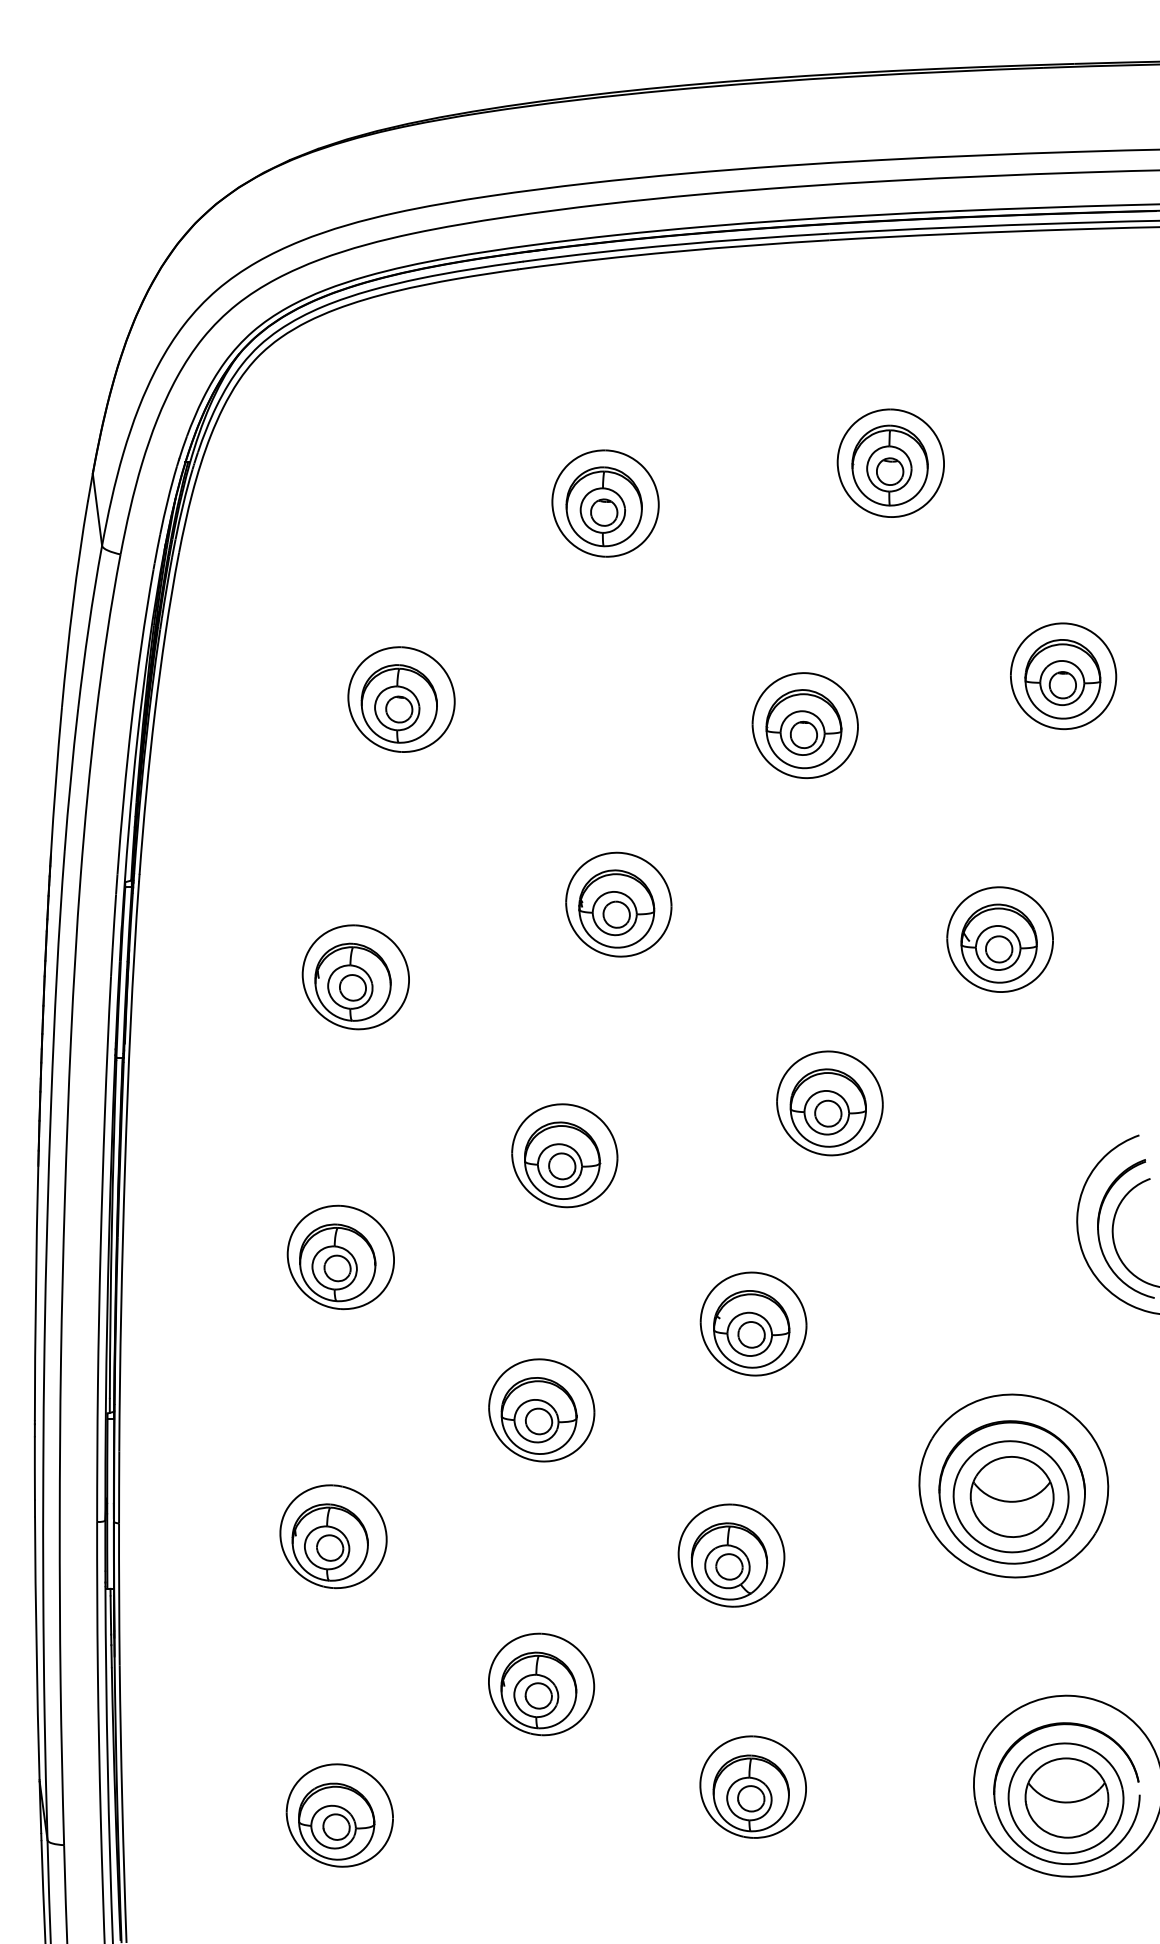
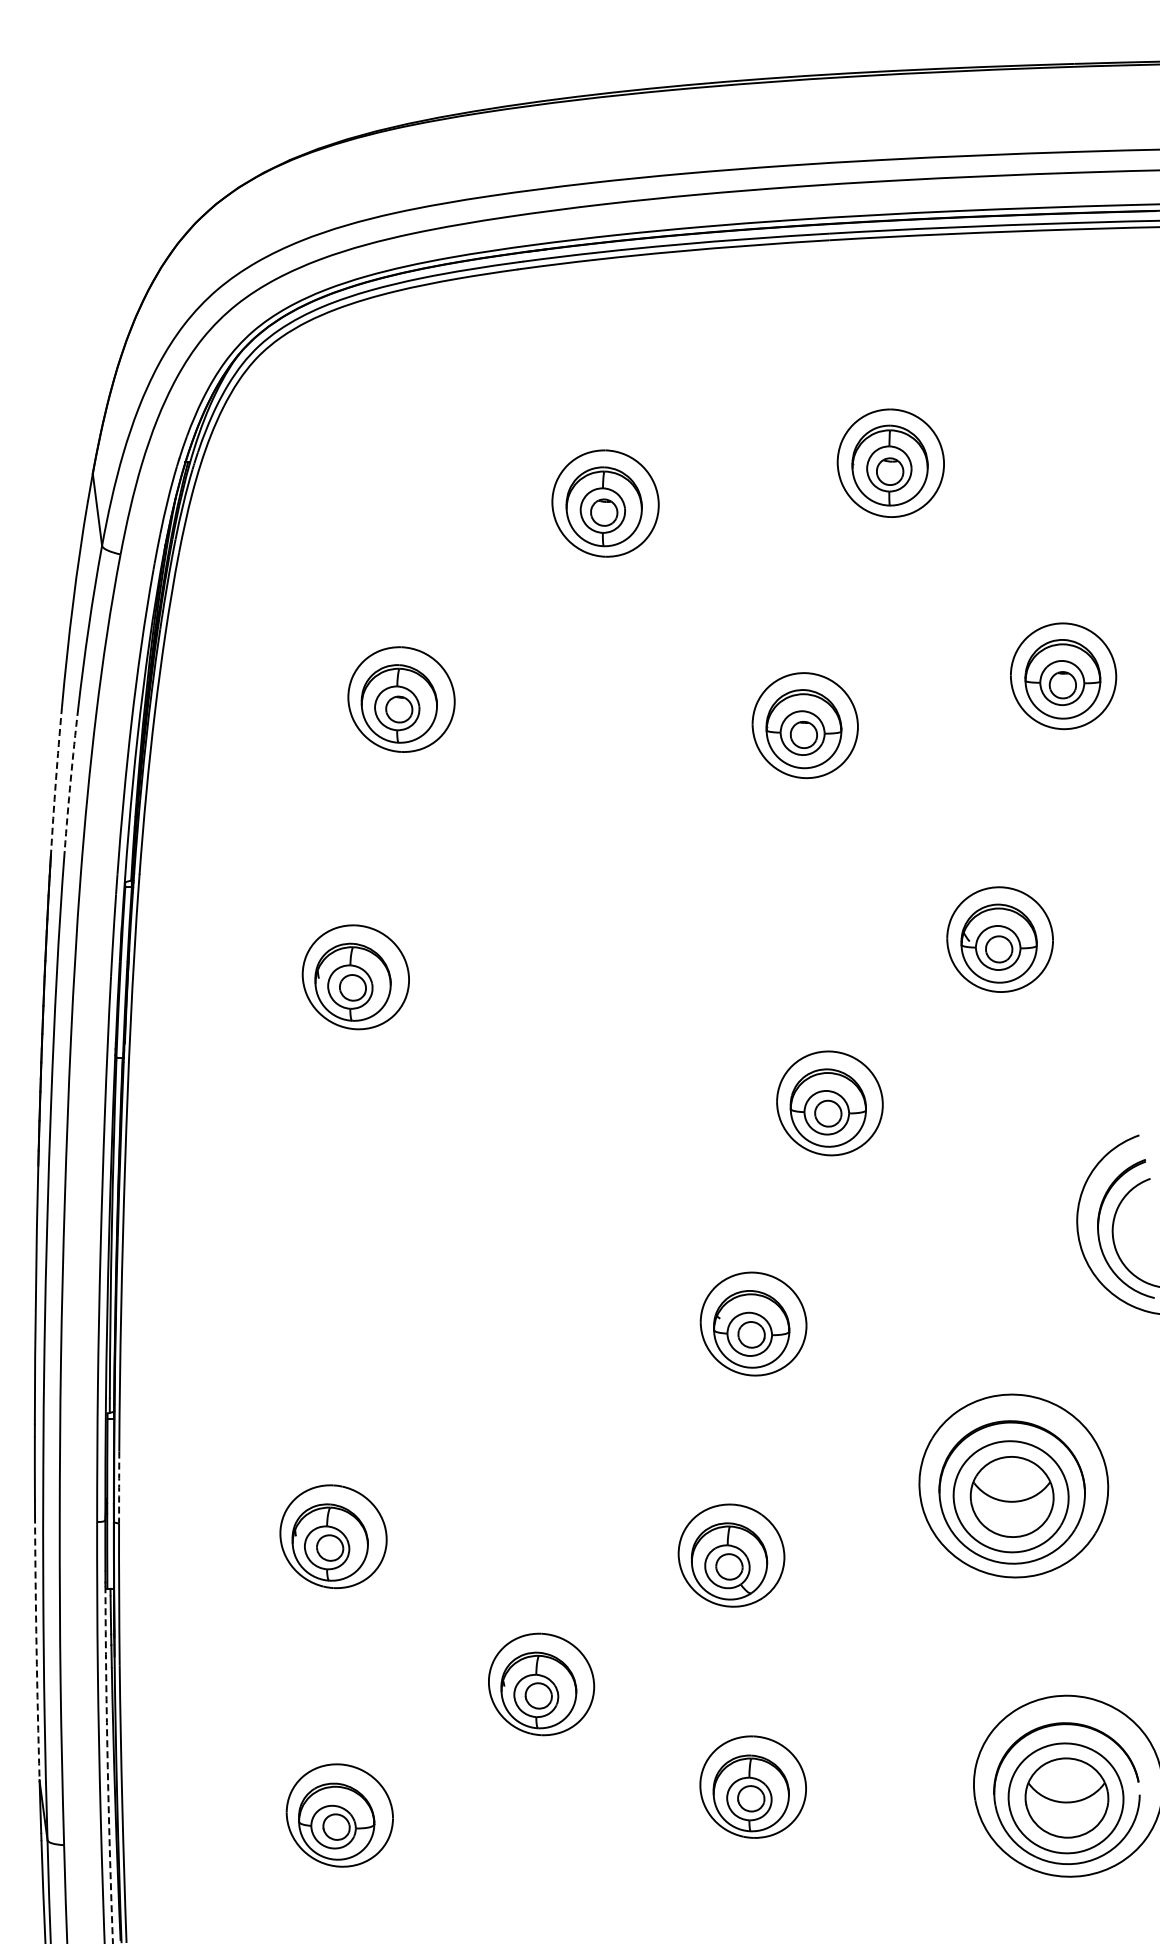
arc: solid -> dashed (70, 779)
arc: solid -> dashed (55, 781)
part: present -> none (618, 904)
part: present -> none (564, 1155)
part: present -> none (340, 1257)
part: present -> none (541, 1410)
arc: solid -> dashed (119, 1487)
arc: solid -> dashed (36, 1648)
arc: solid -> dashed (107, 1765)
